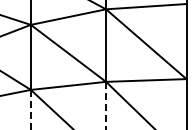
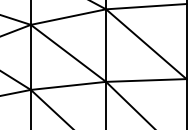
line: dashed -> solid (106, 105)
line: dashed -> solid (30, 109)
